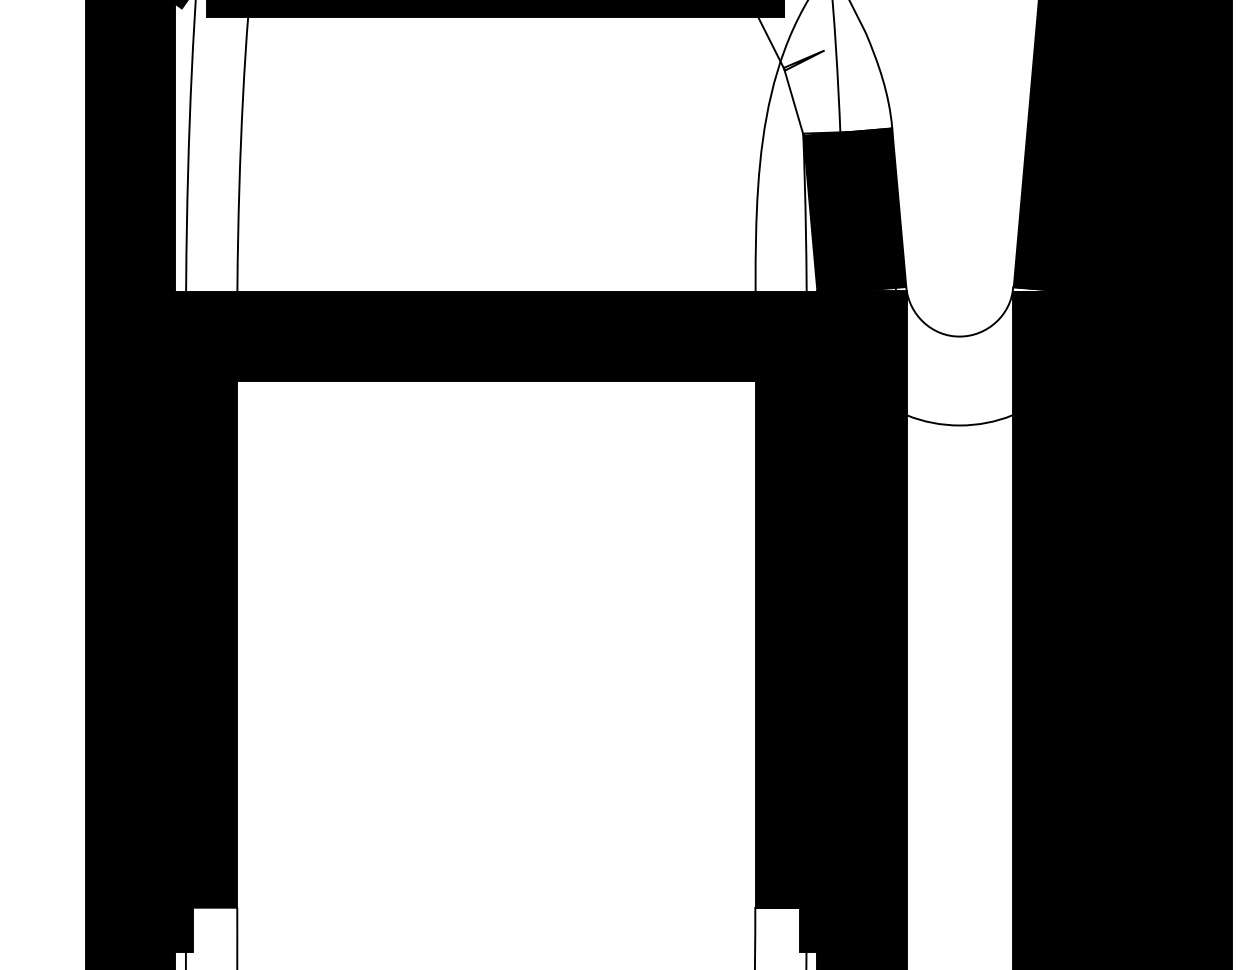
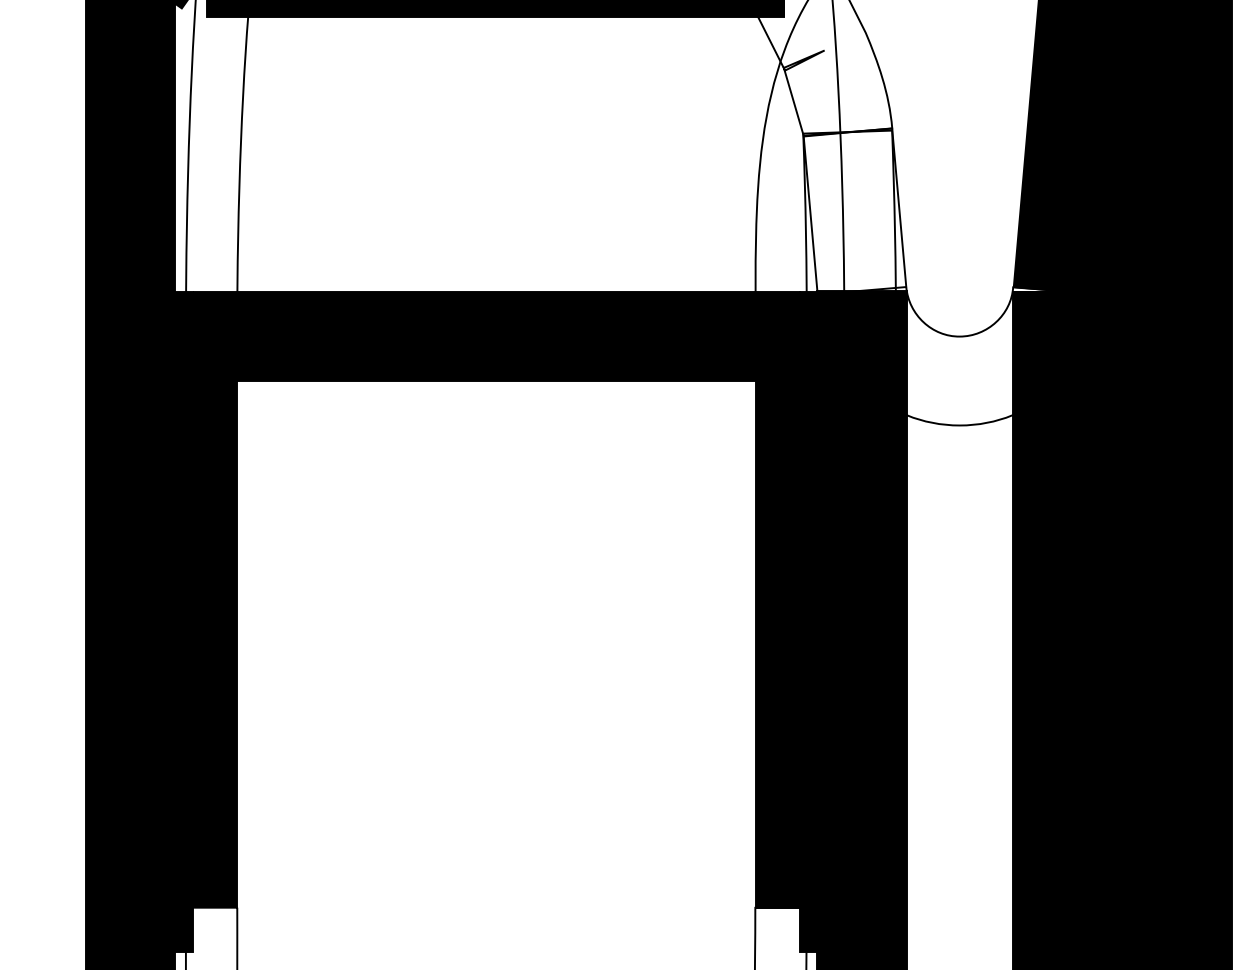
fill: present -> none (854, 211)
